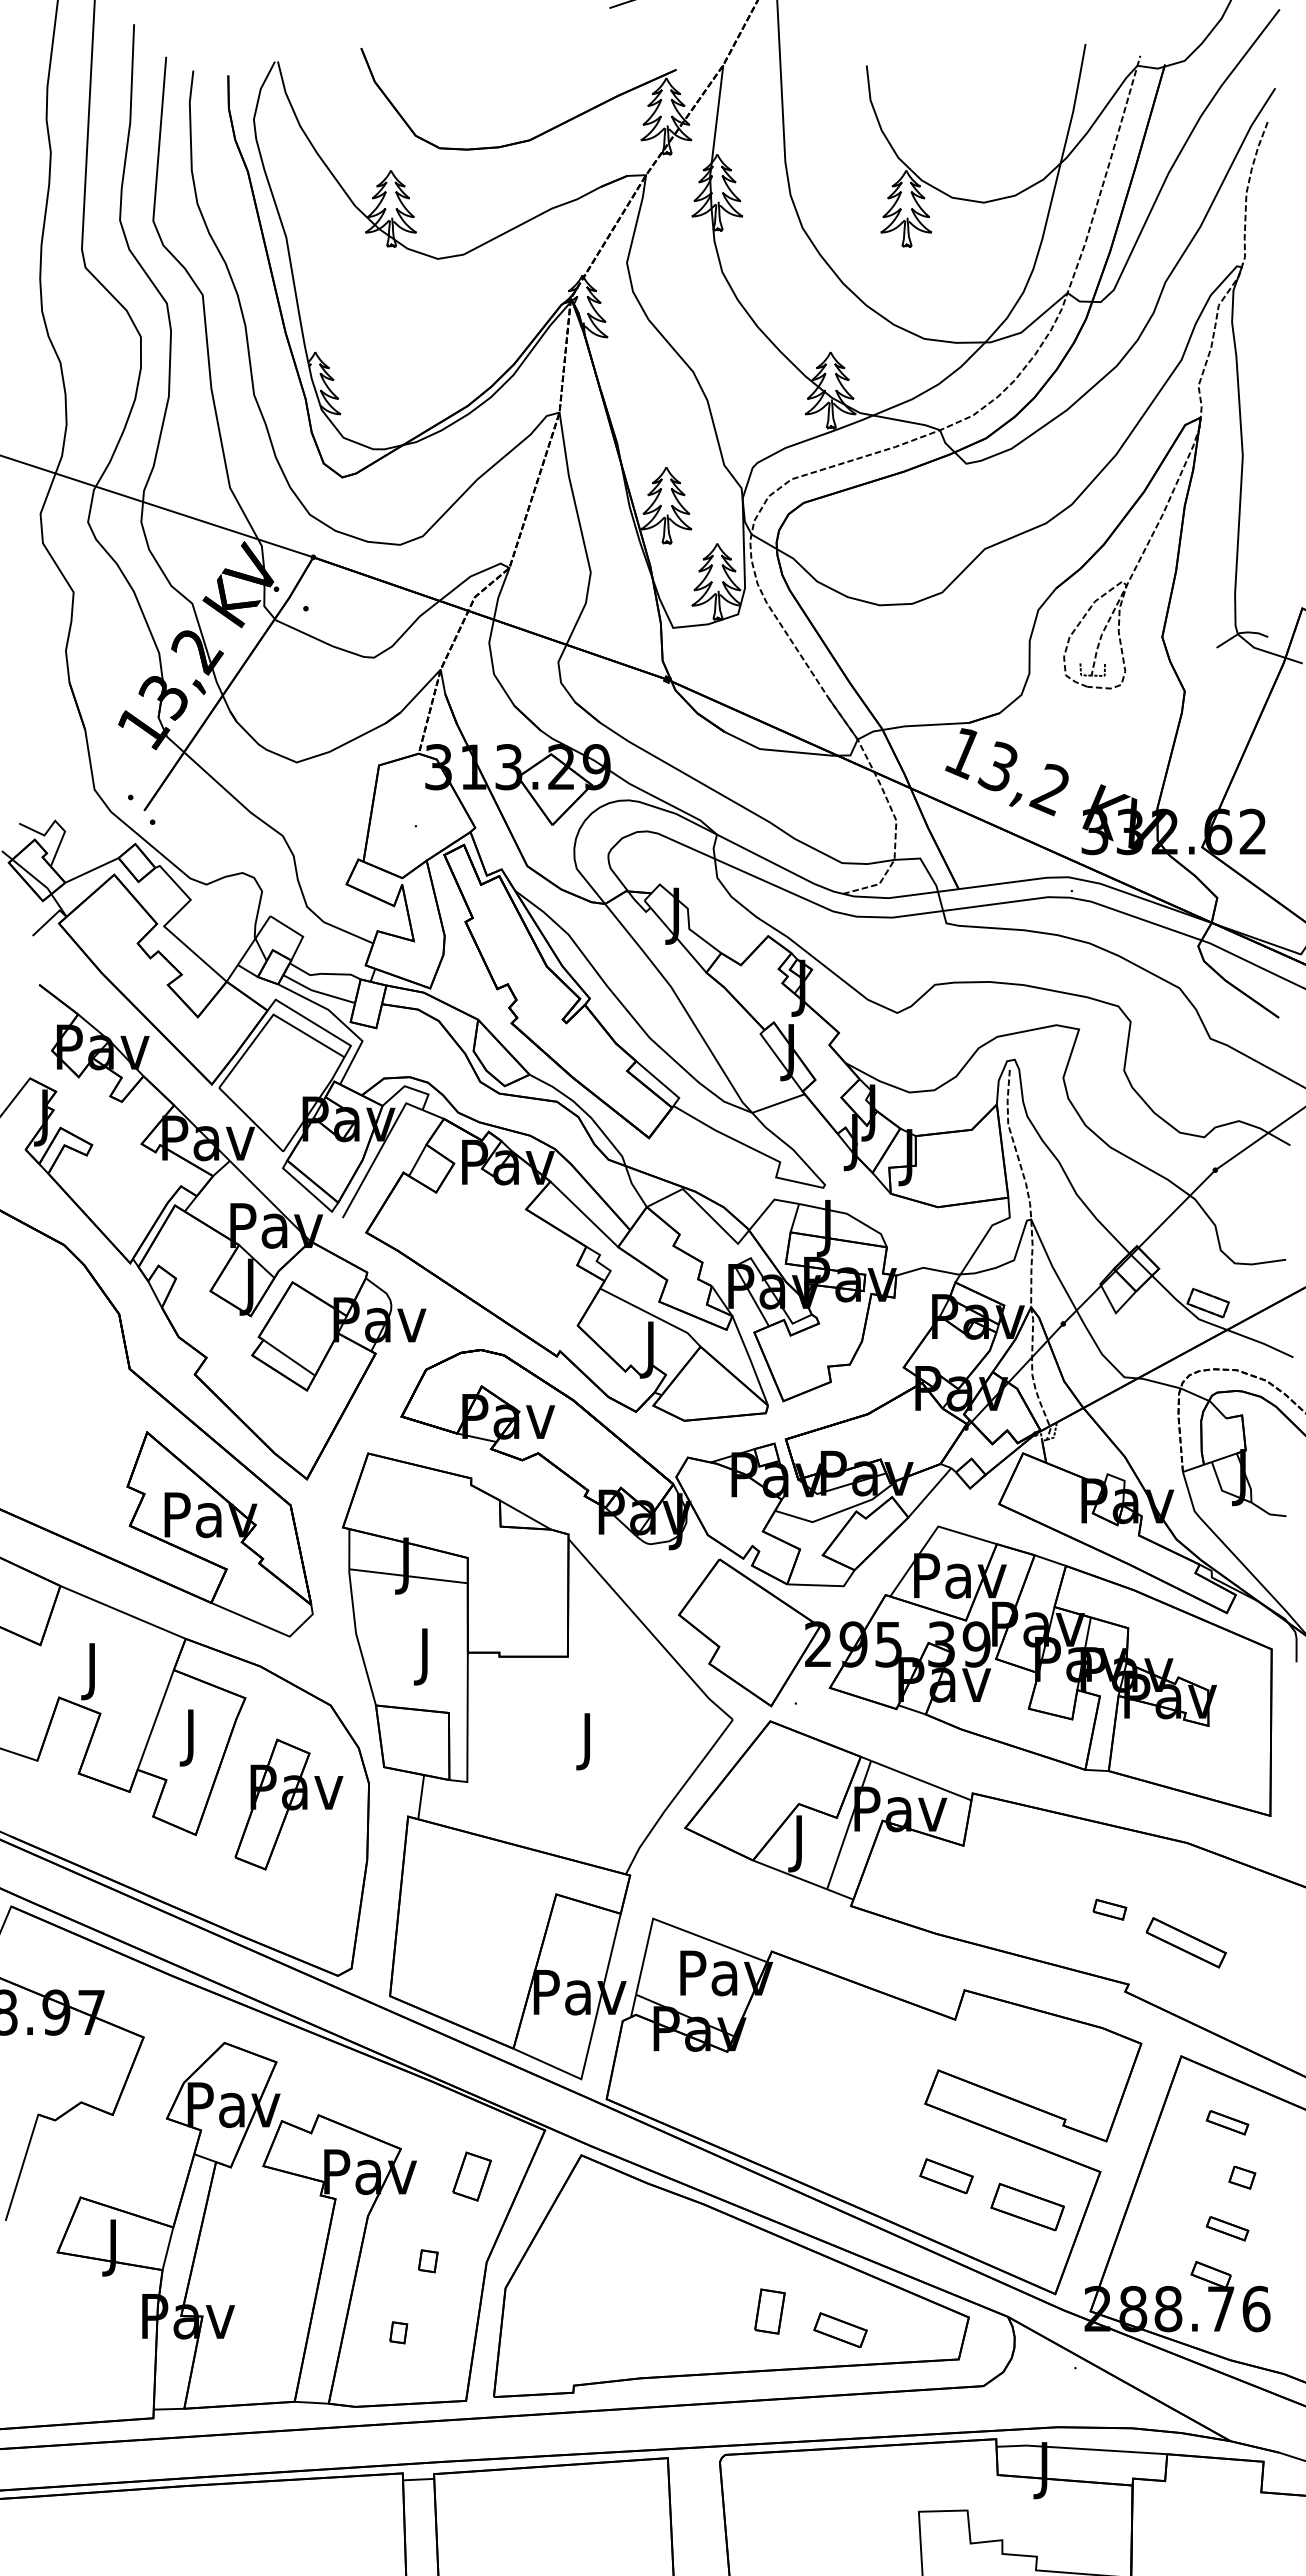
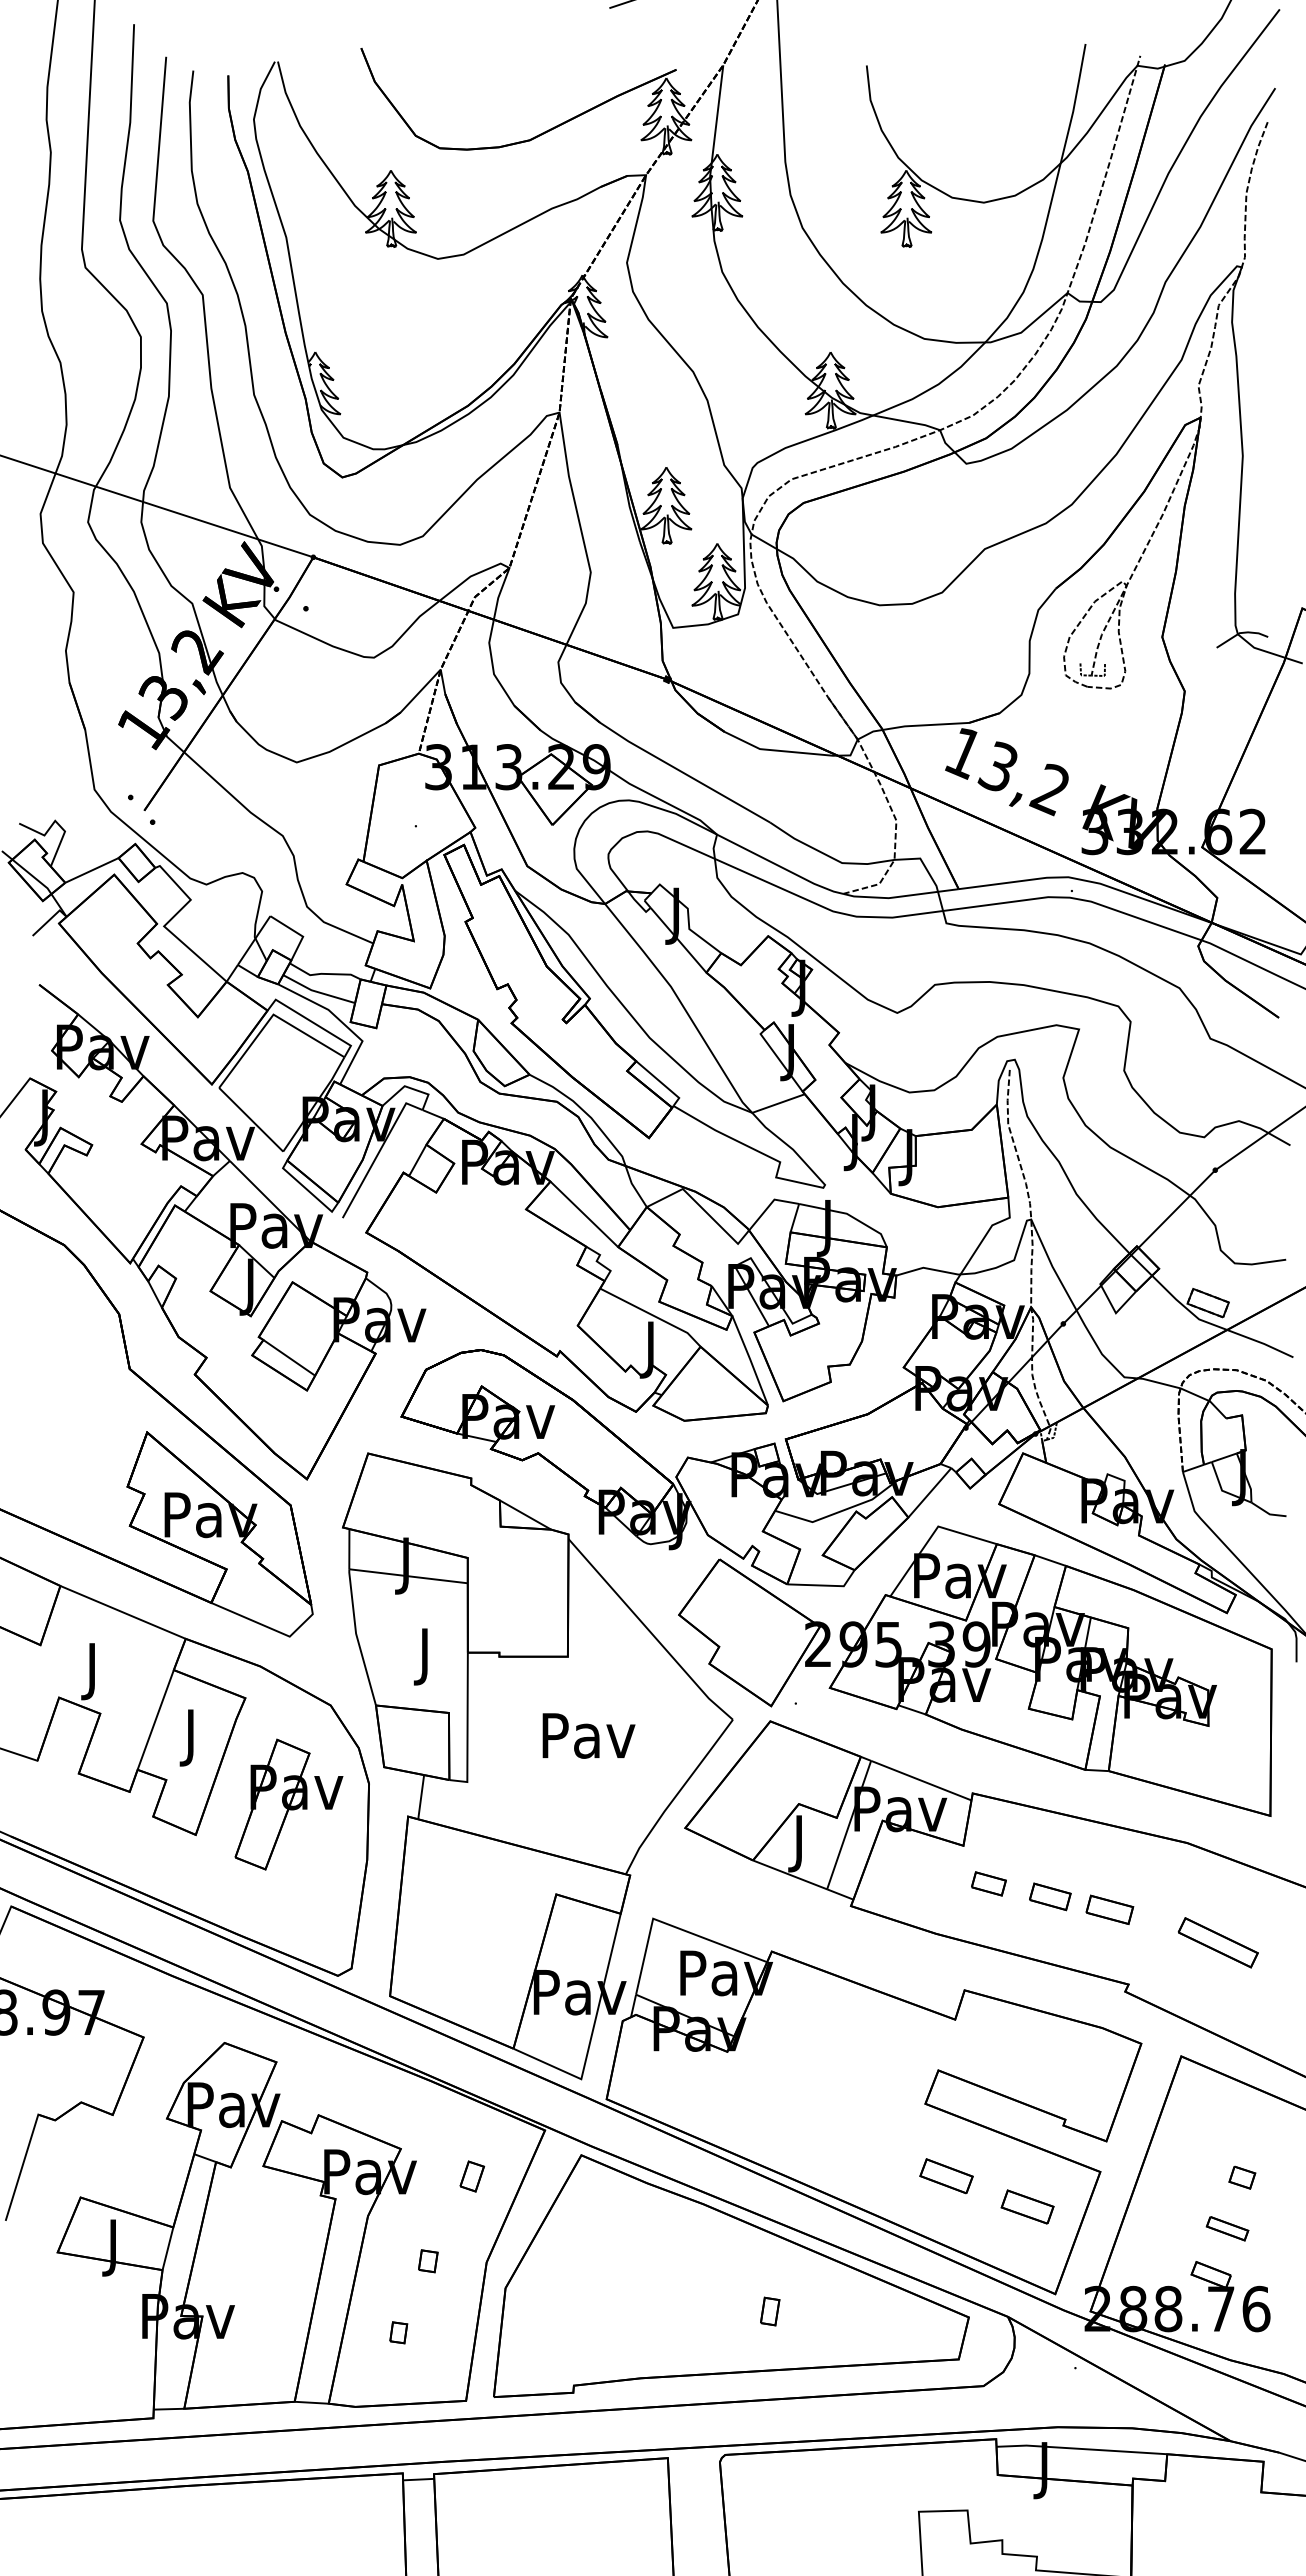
text: J -> Pav (588, 1741)
part: none -> present (988, 1883)
part: none -> present (1050, 1896)
part size: 36x23 px -> 50x31 px (1109, 1909)
part position: (1185, 1942) -> (1217, 1942) (1217, 1942)
part: present -> none (1227, 2122)
part size: 40x51 px -> 27x33 px (472, 2176)
part size: 75x50 px -> 55x36 px (1027, 2206)
part size: 32x47 px -> 21x31 px (770, 2311)
part: present -> none (840, 2330)
